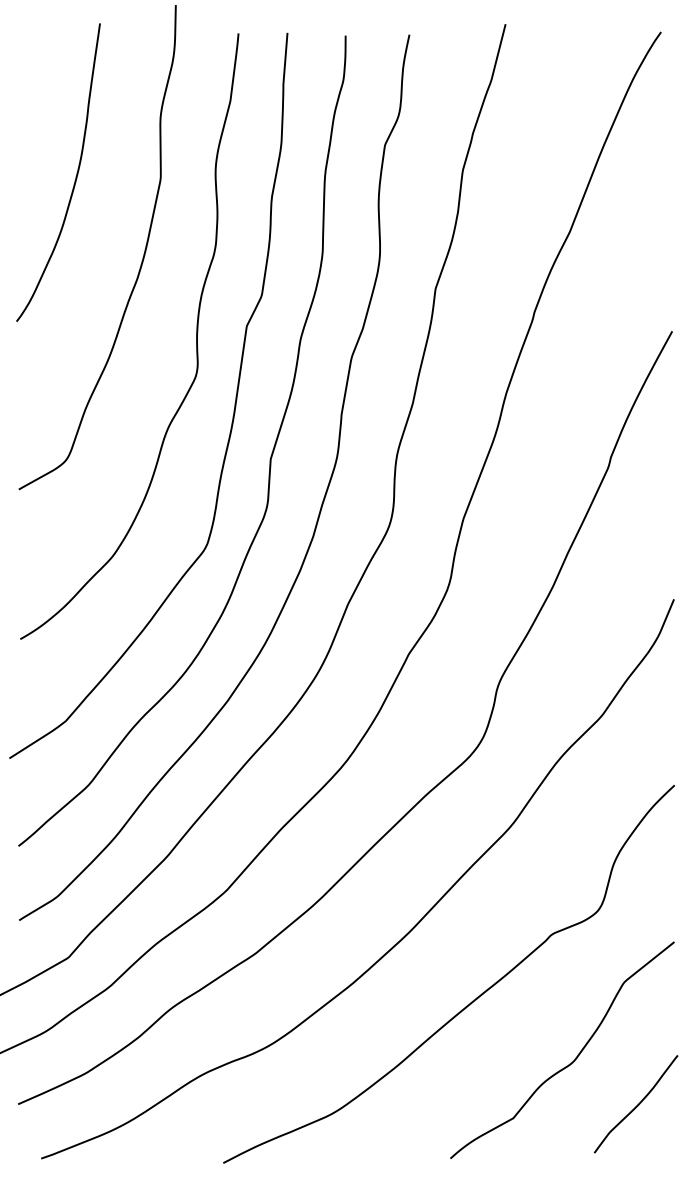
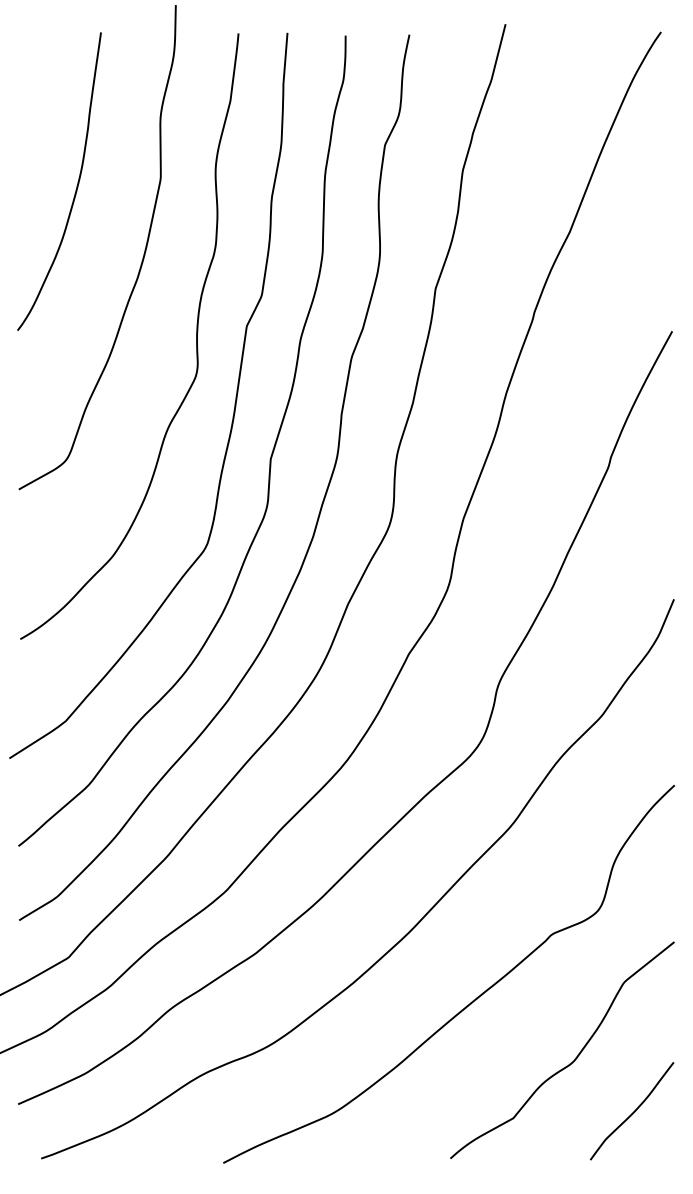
curve position: (75, 176) -> (76, 185) (76, 185)
curve position: (636, 1105) -> (632, 1112) (632, 1112)
